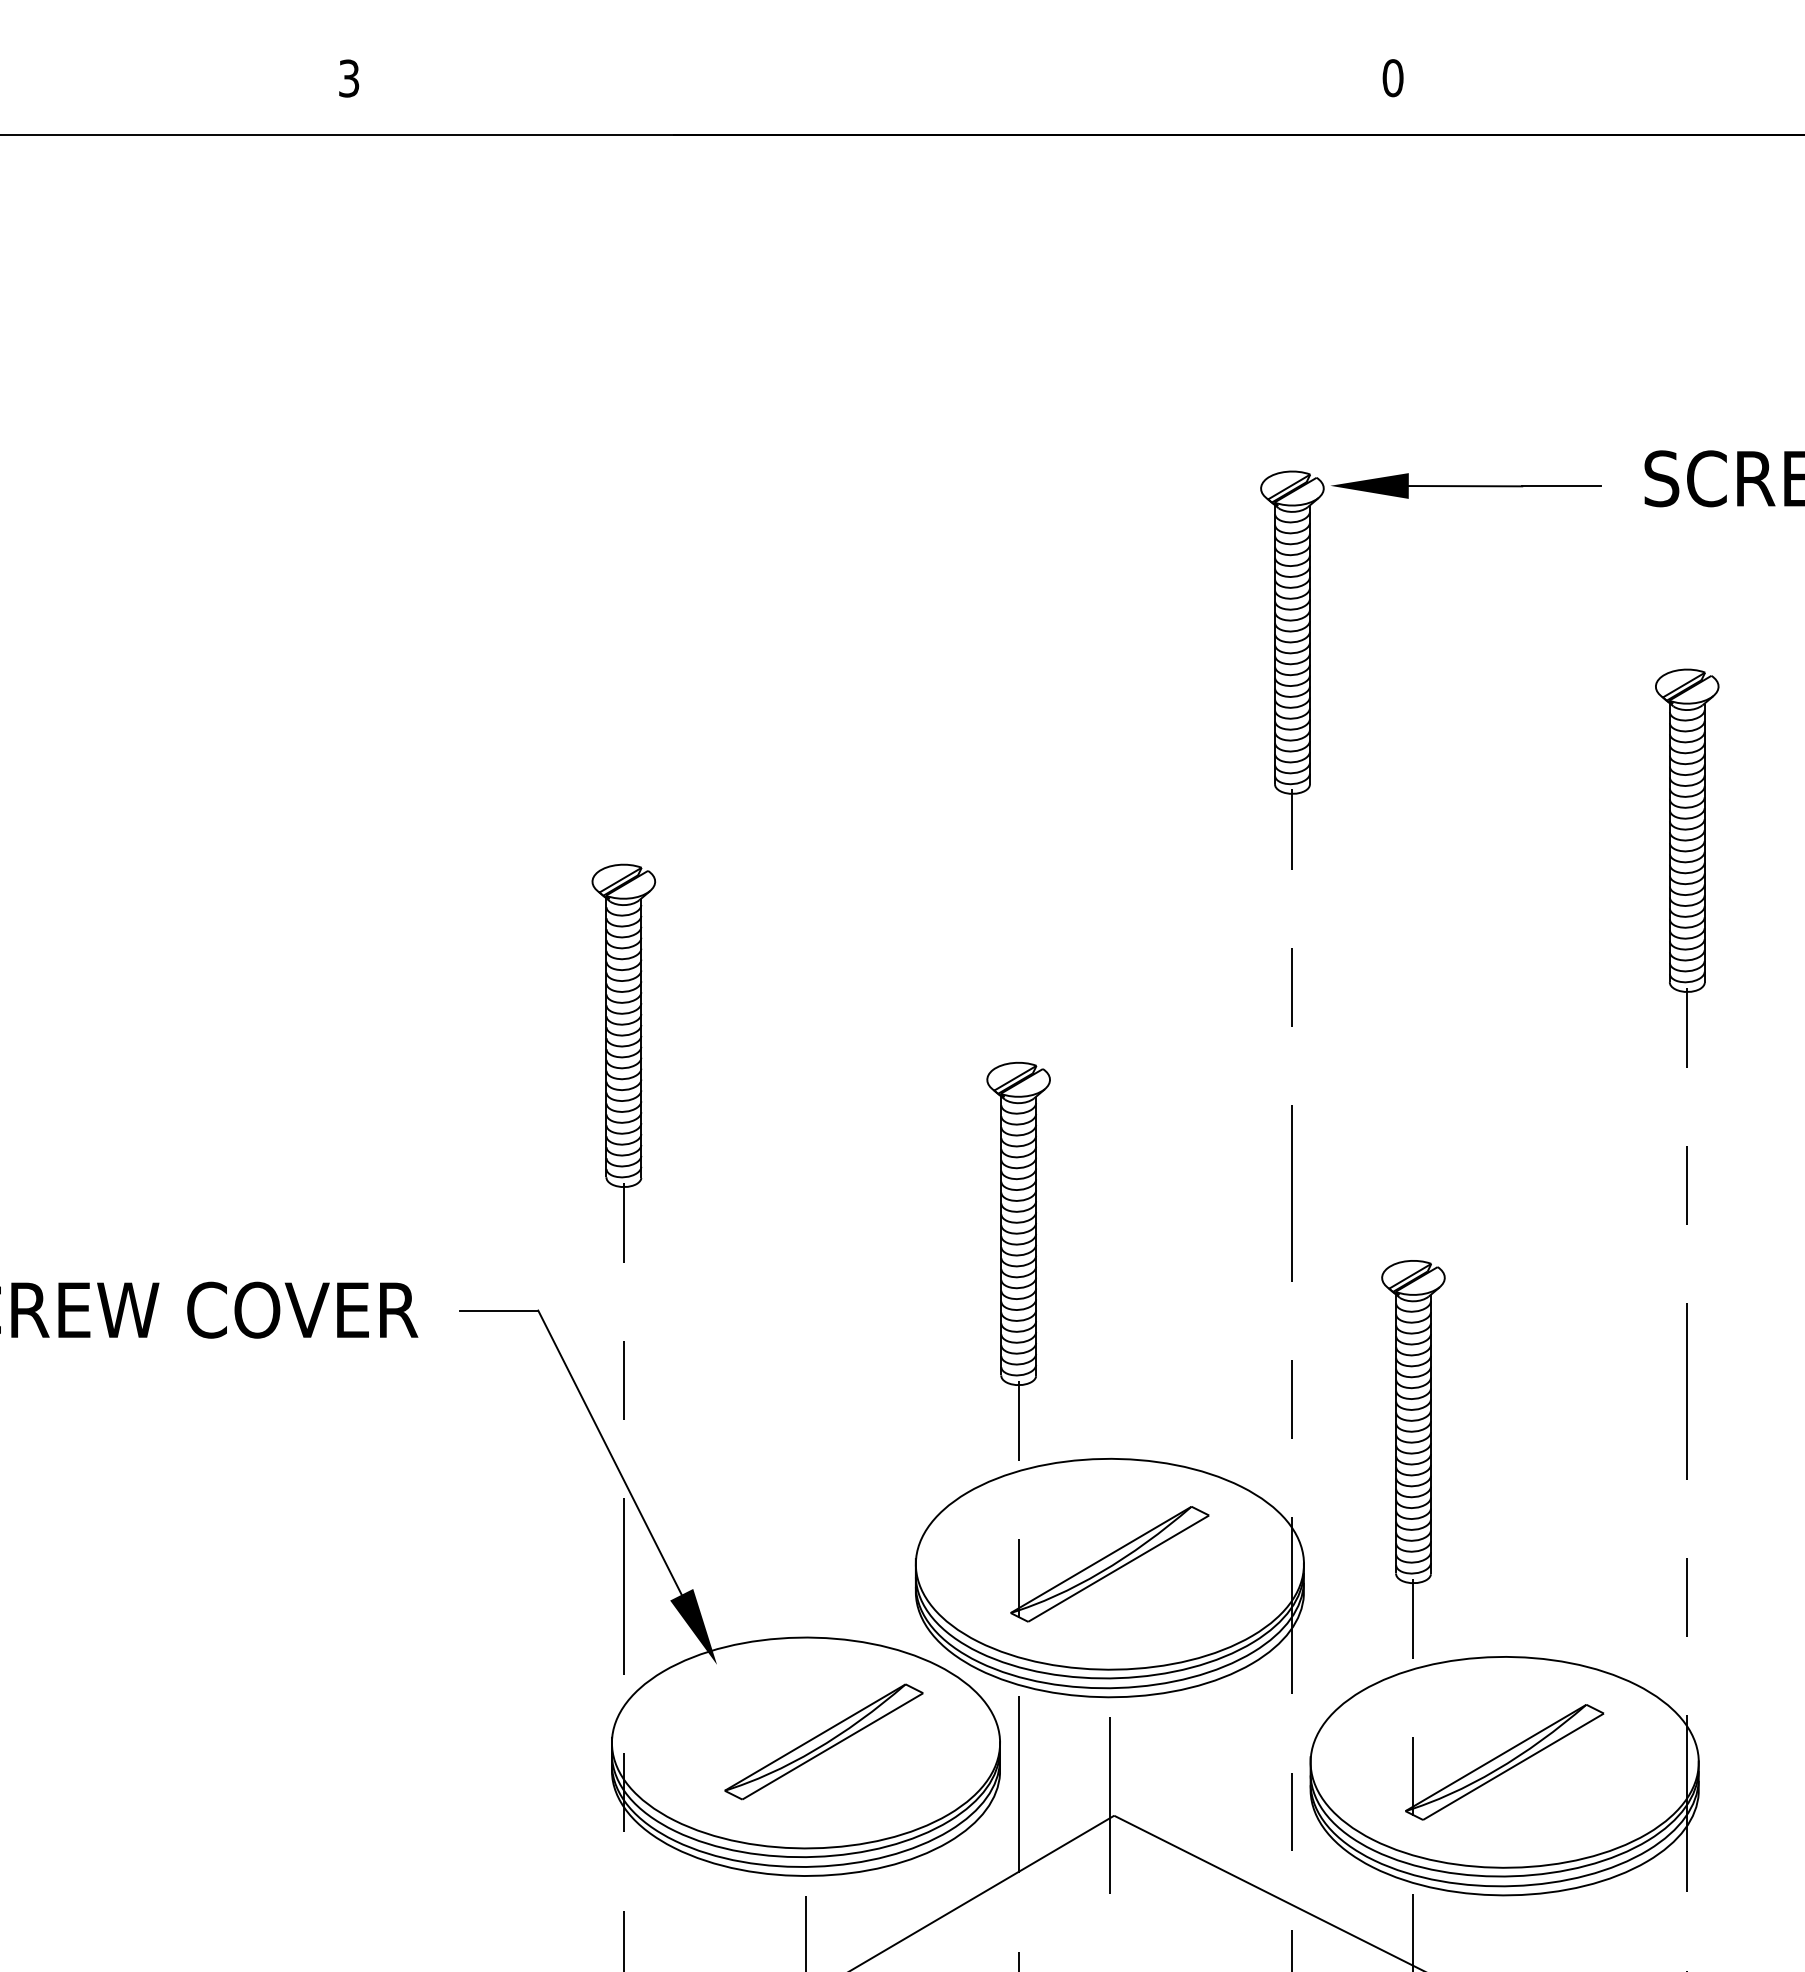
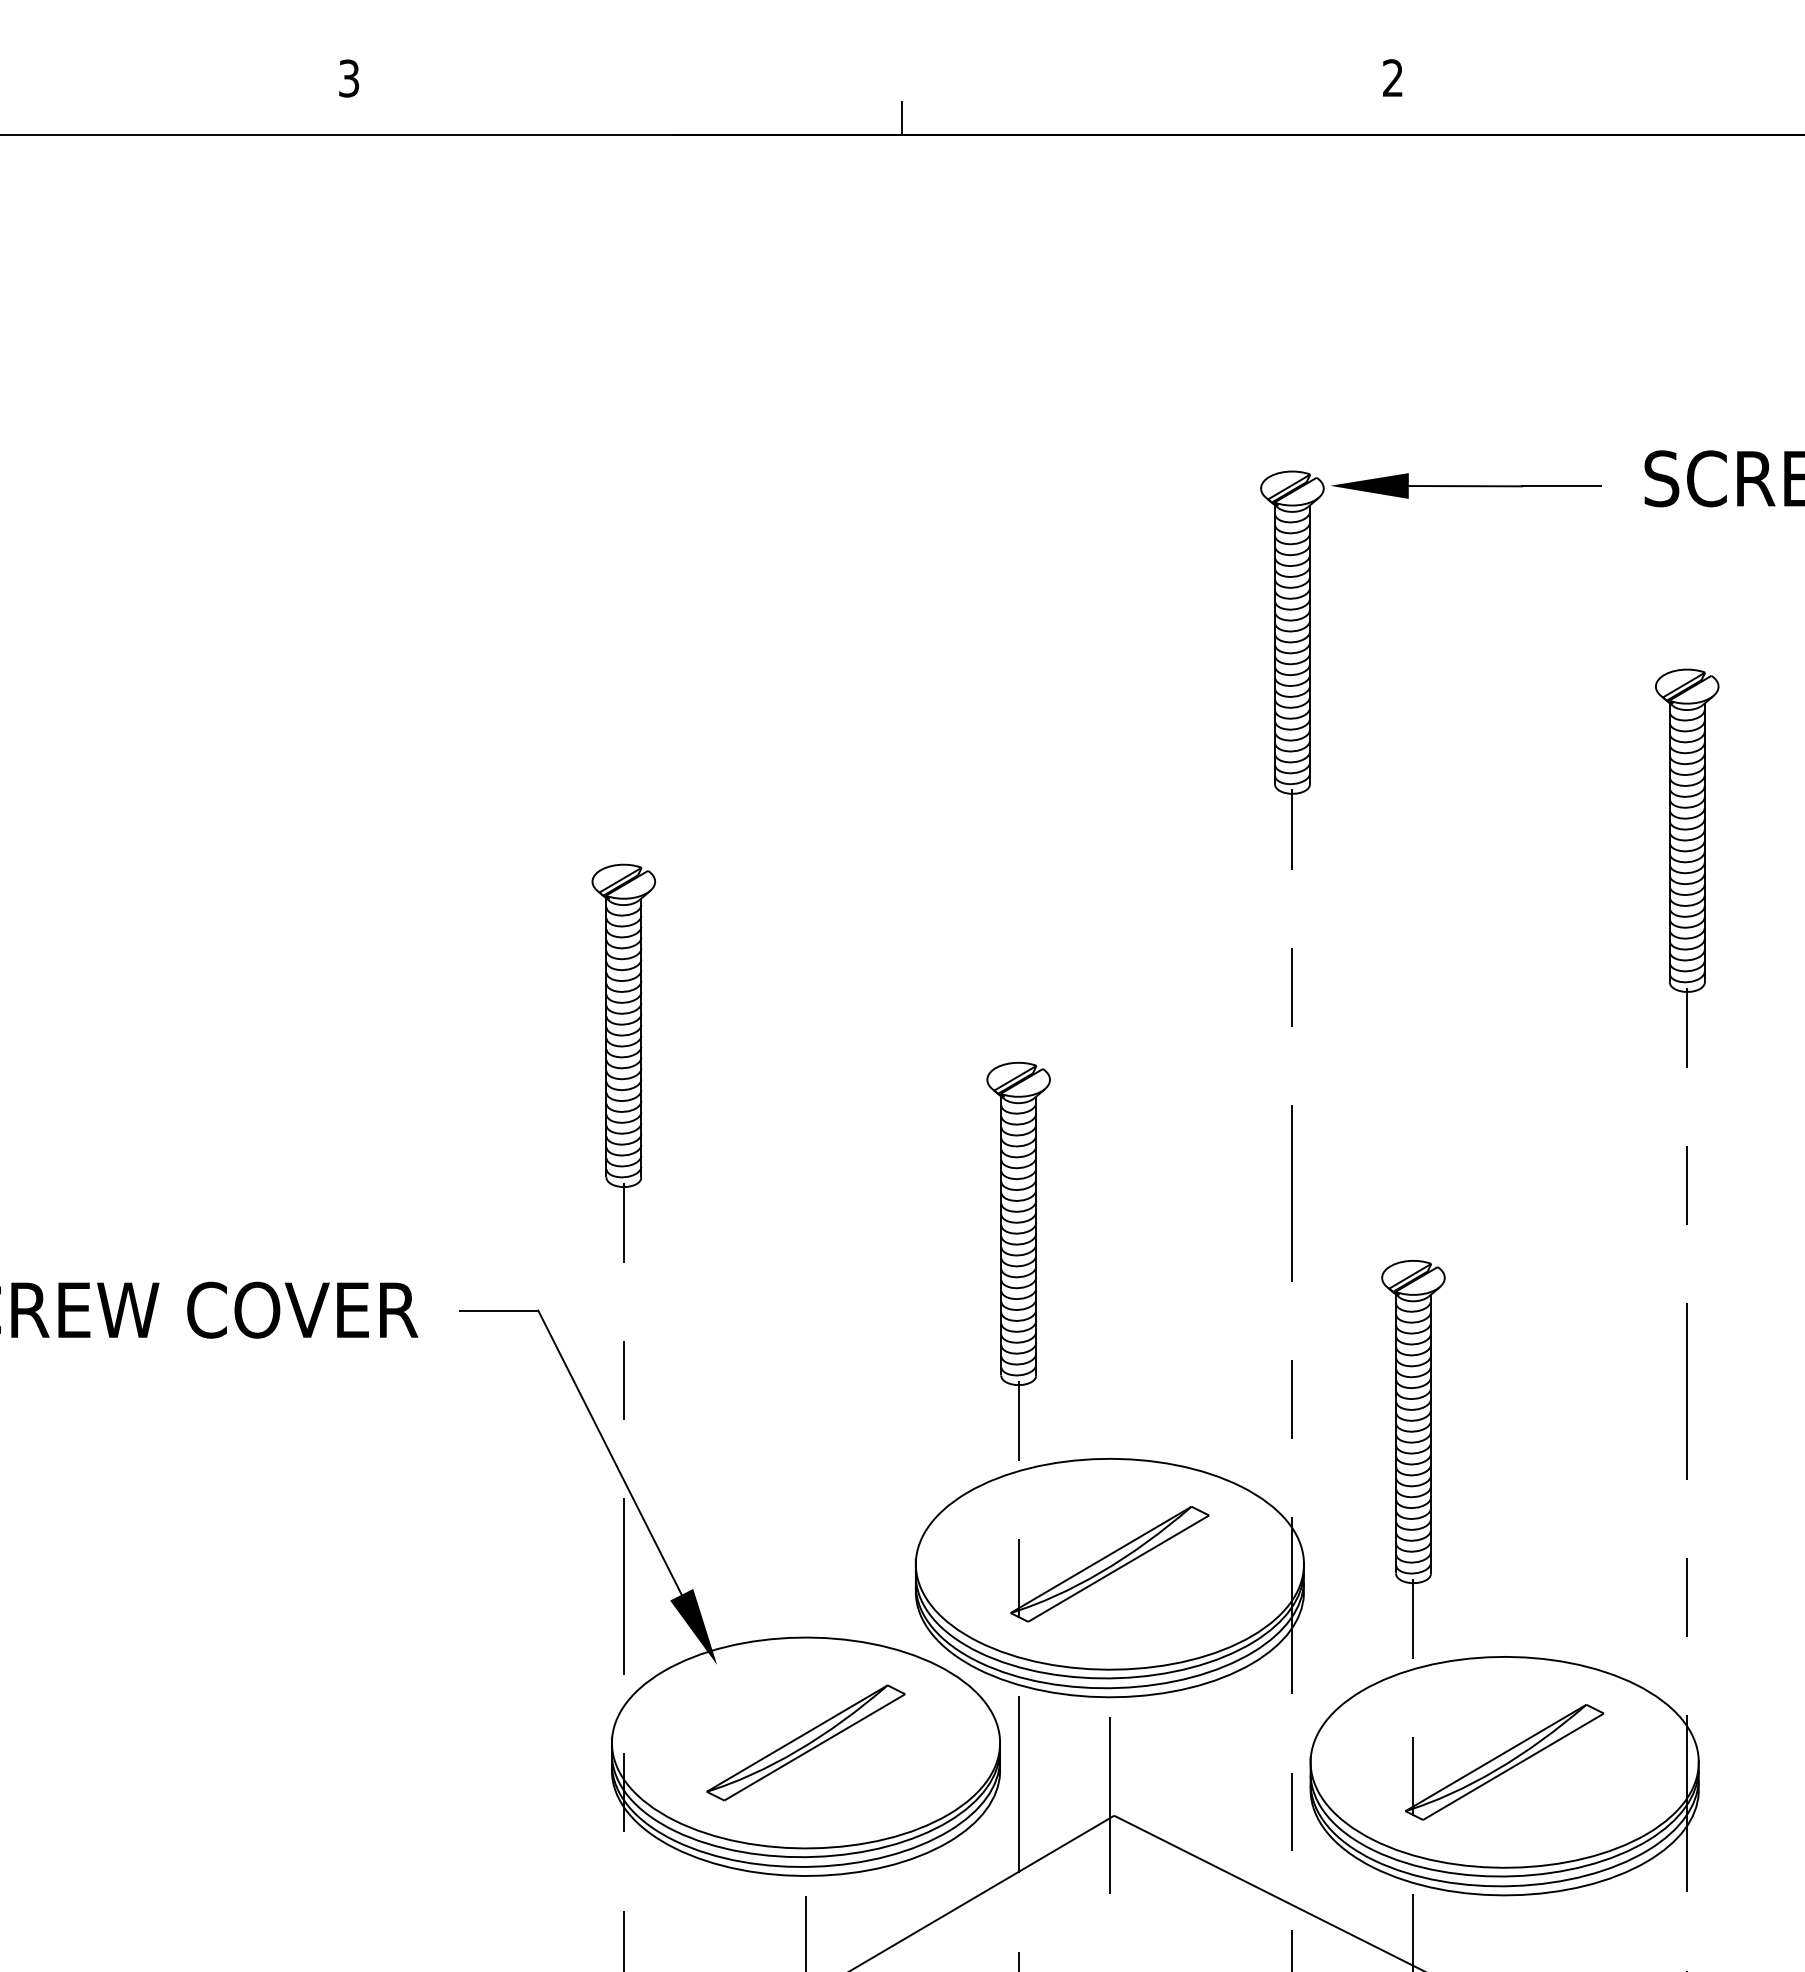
text: 0 -> 2 (1392, 78)
line: none -> present (902, 117)
part position: (823, 1741) -> (805, 1742) (805, 1742)
